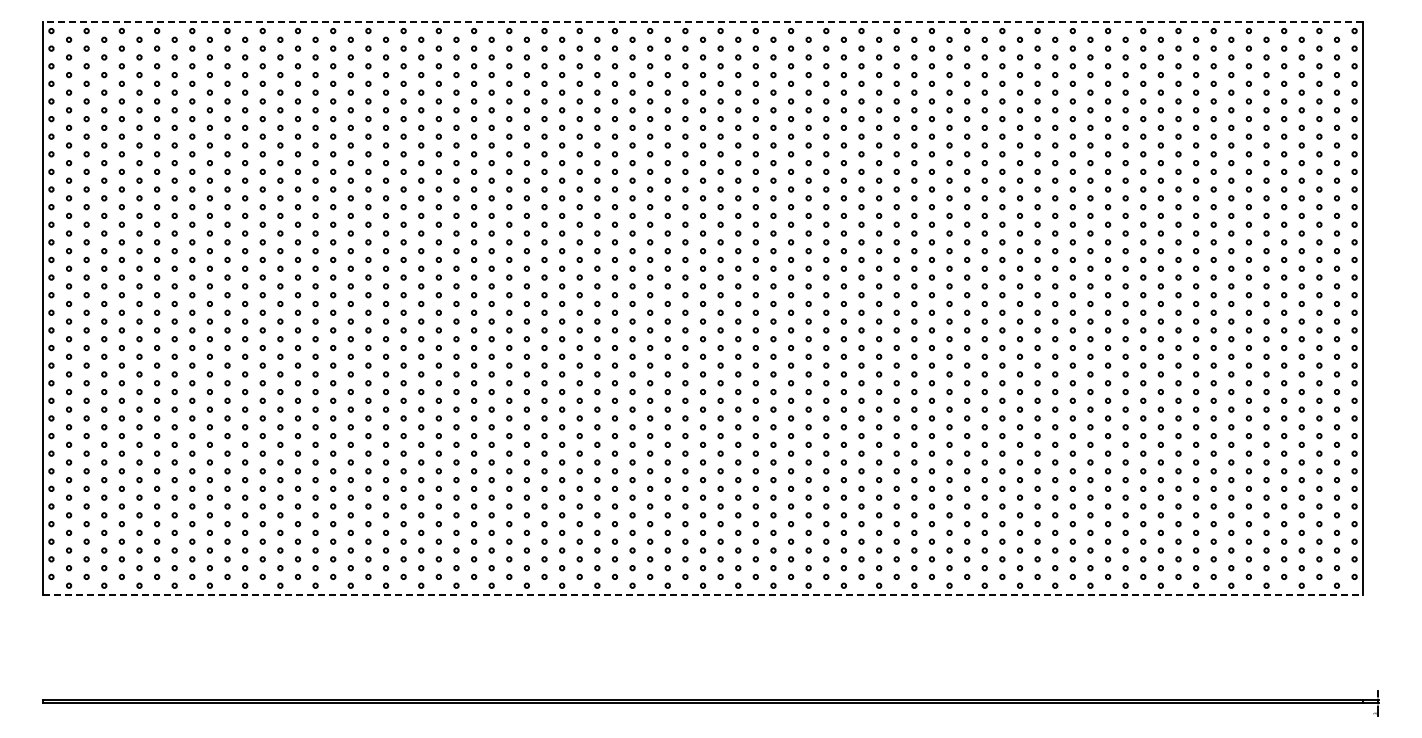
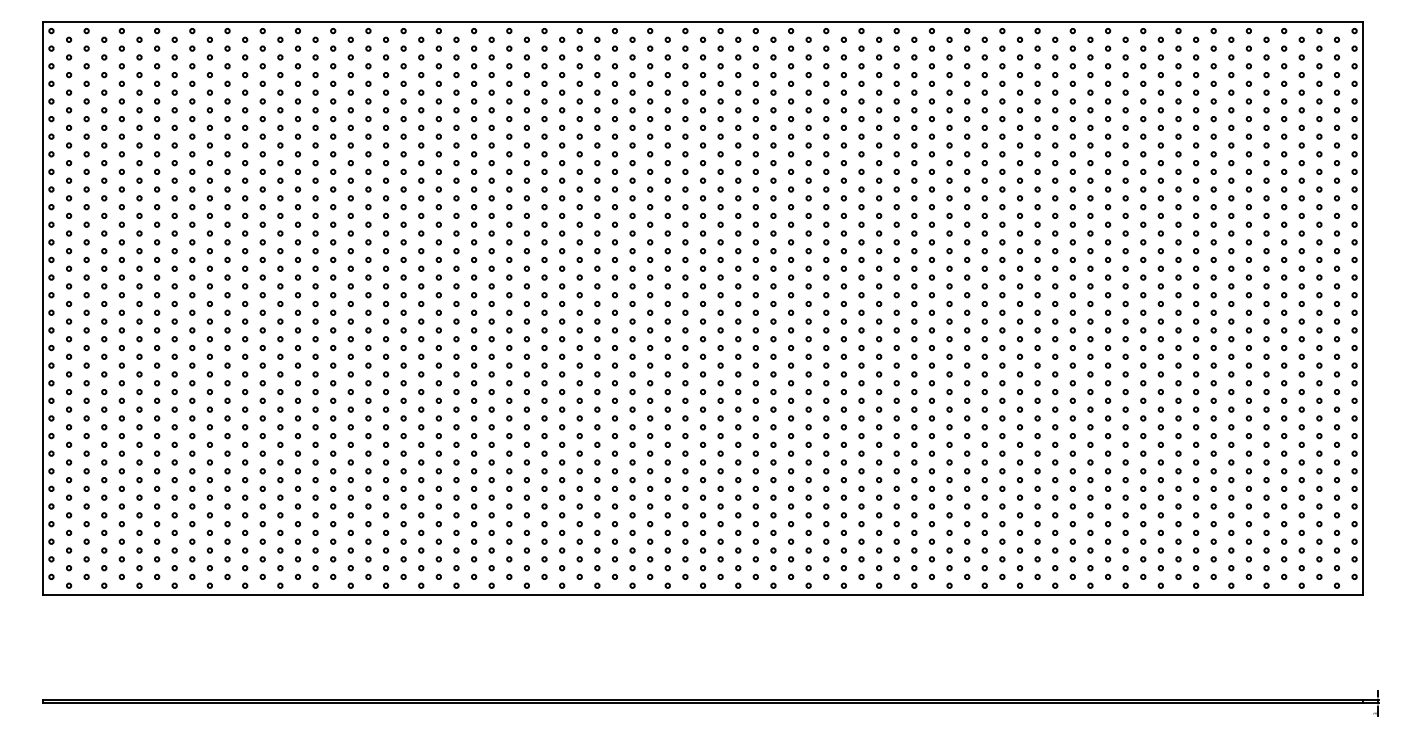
line: dashed -> solid (702, 22)
line: dashed -> solid (703, 594)
